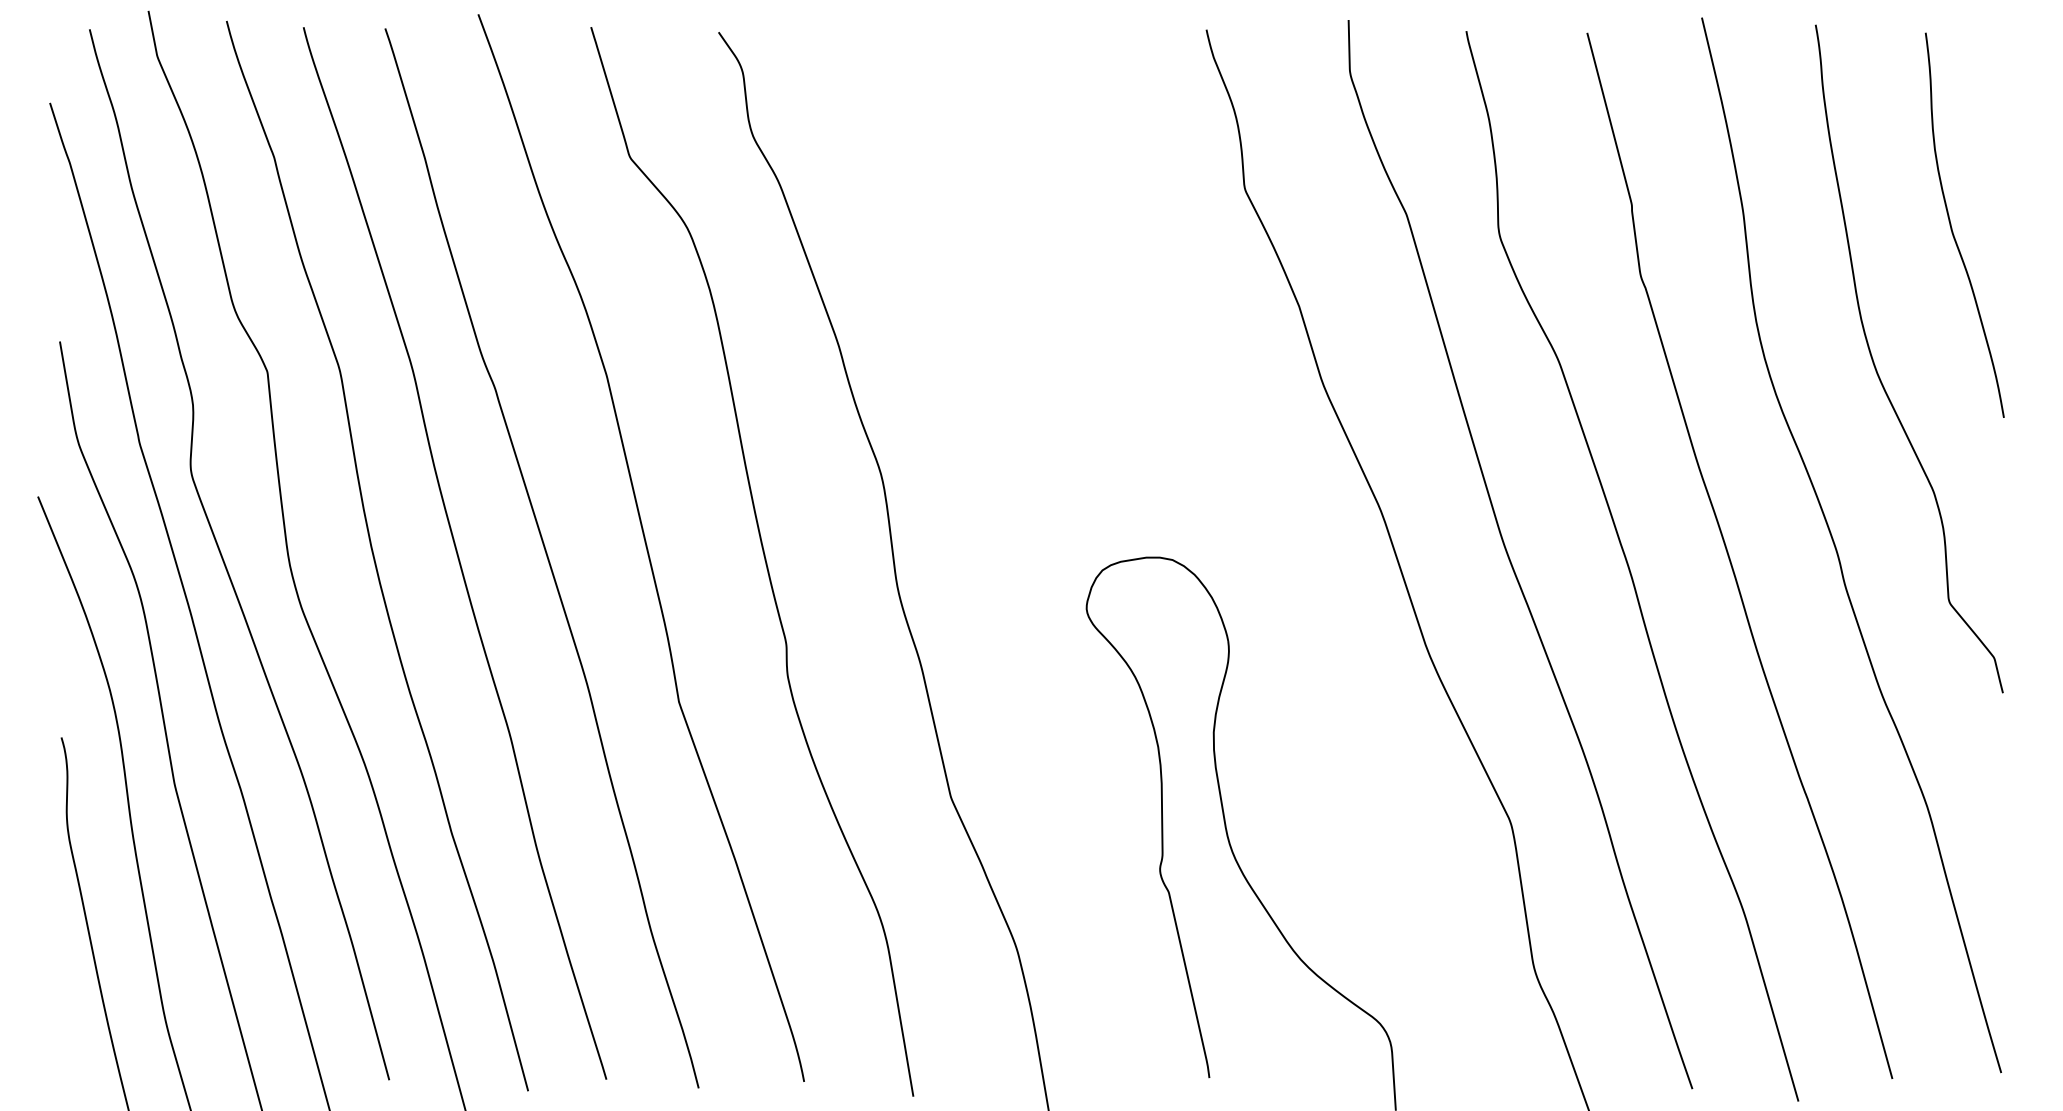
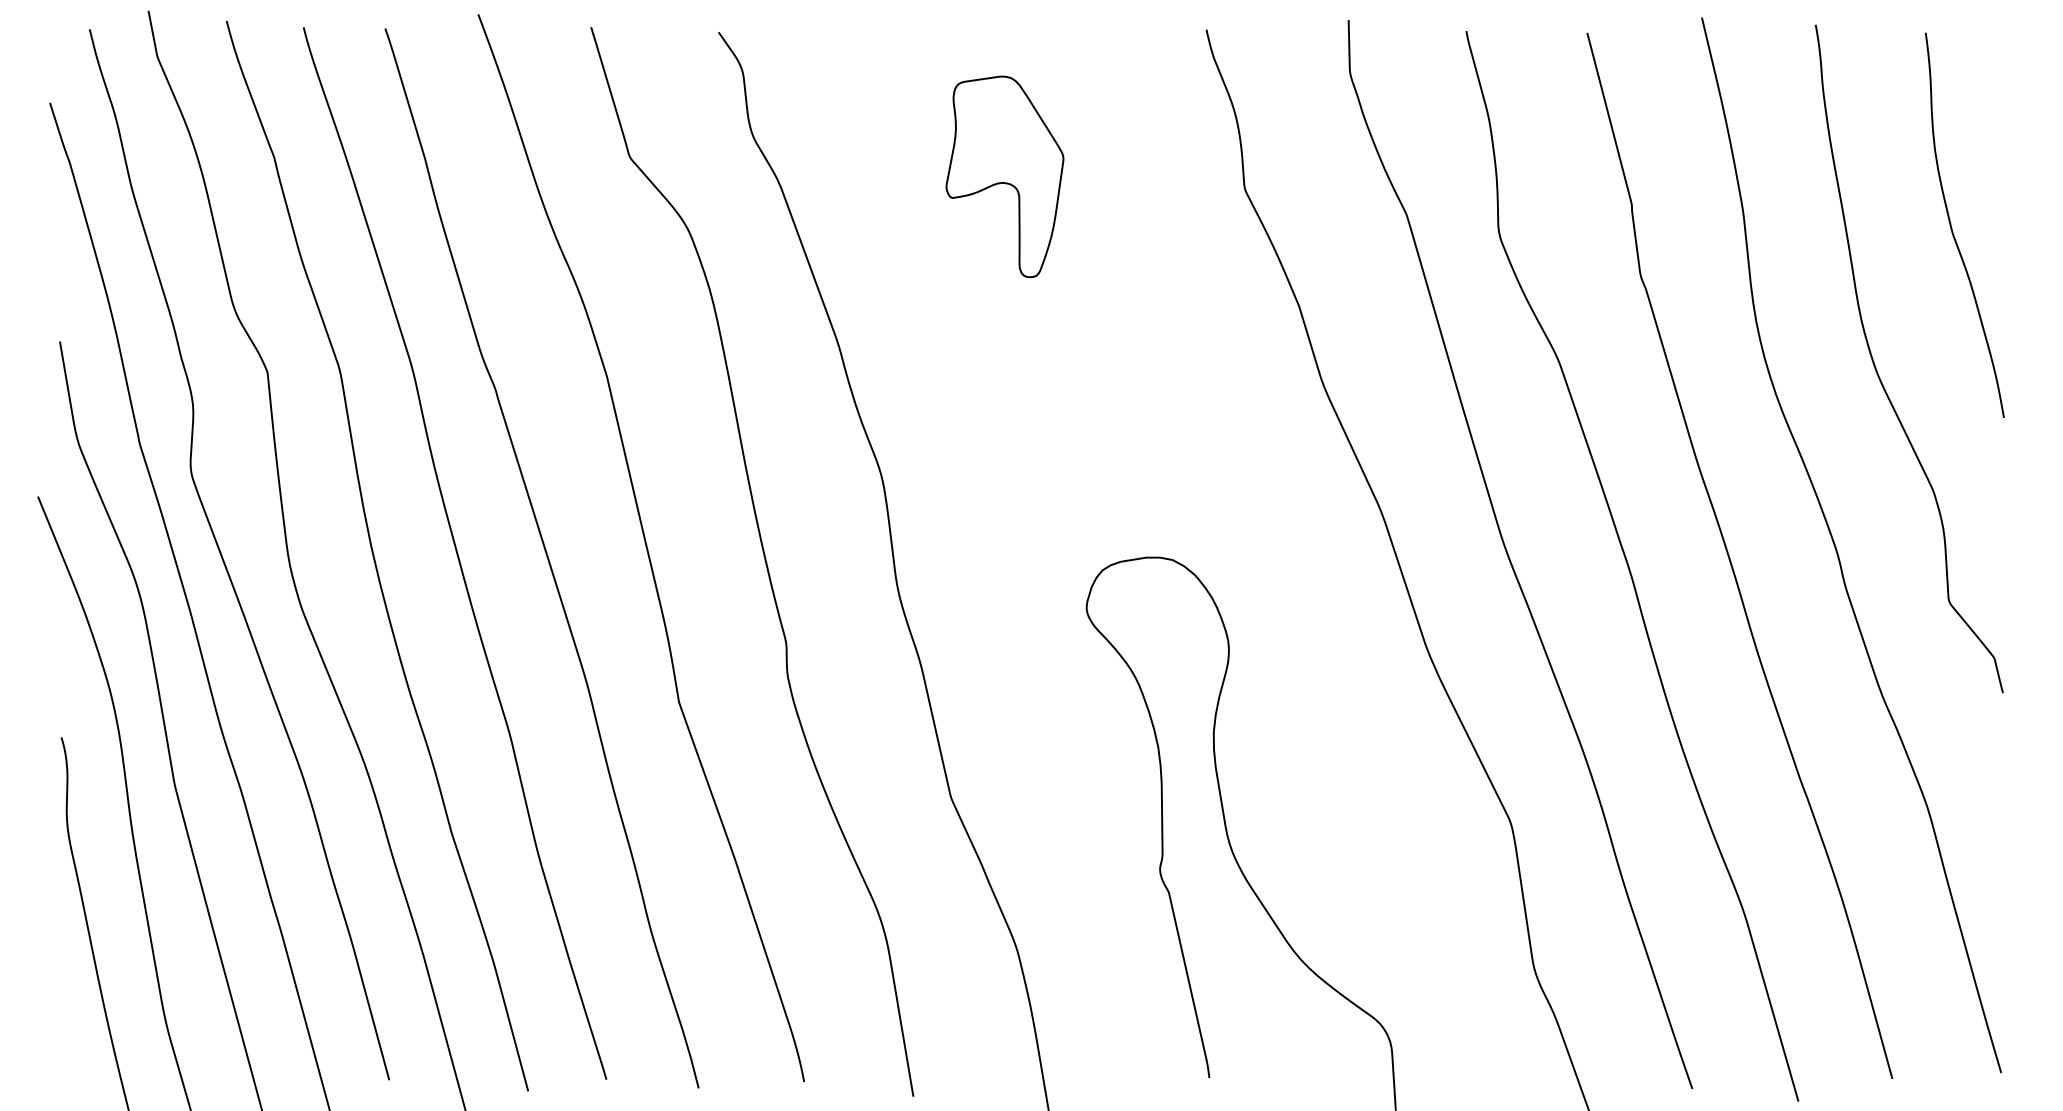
part: none -> present (1004, 176)
